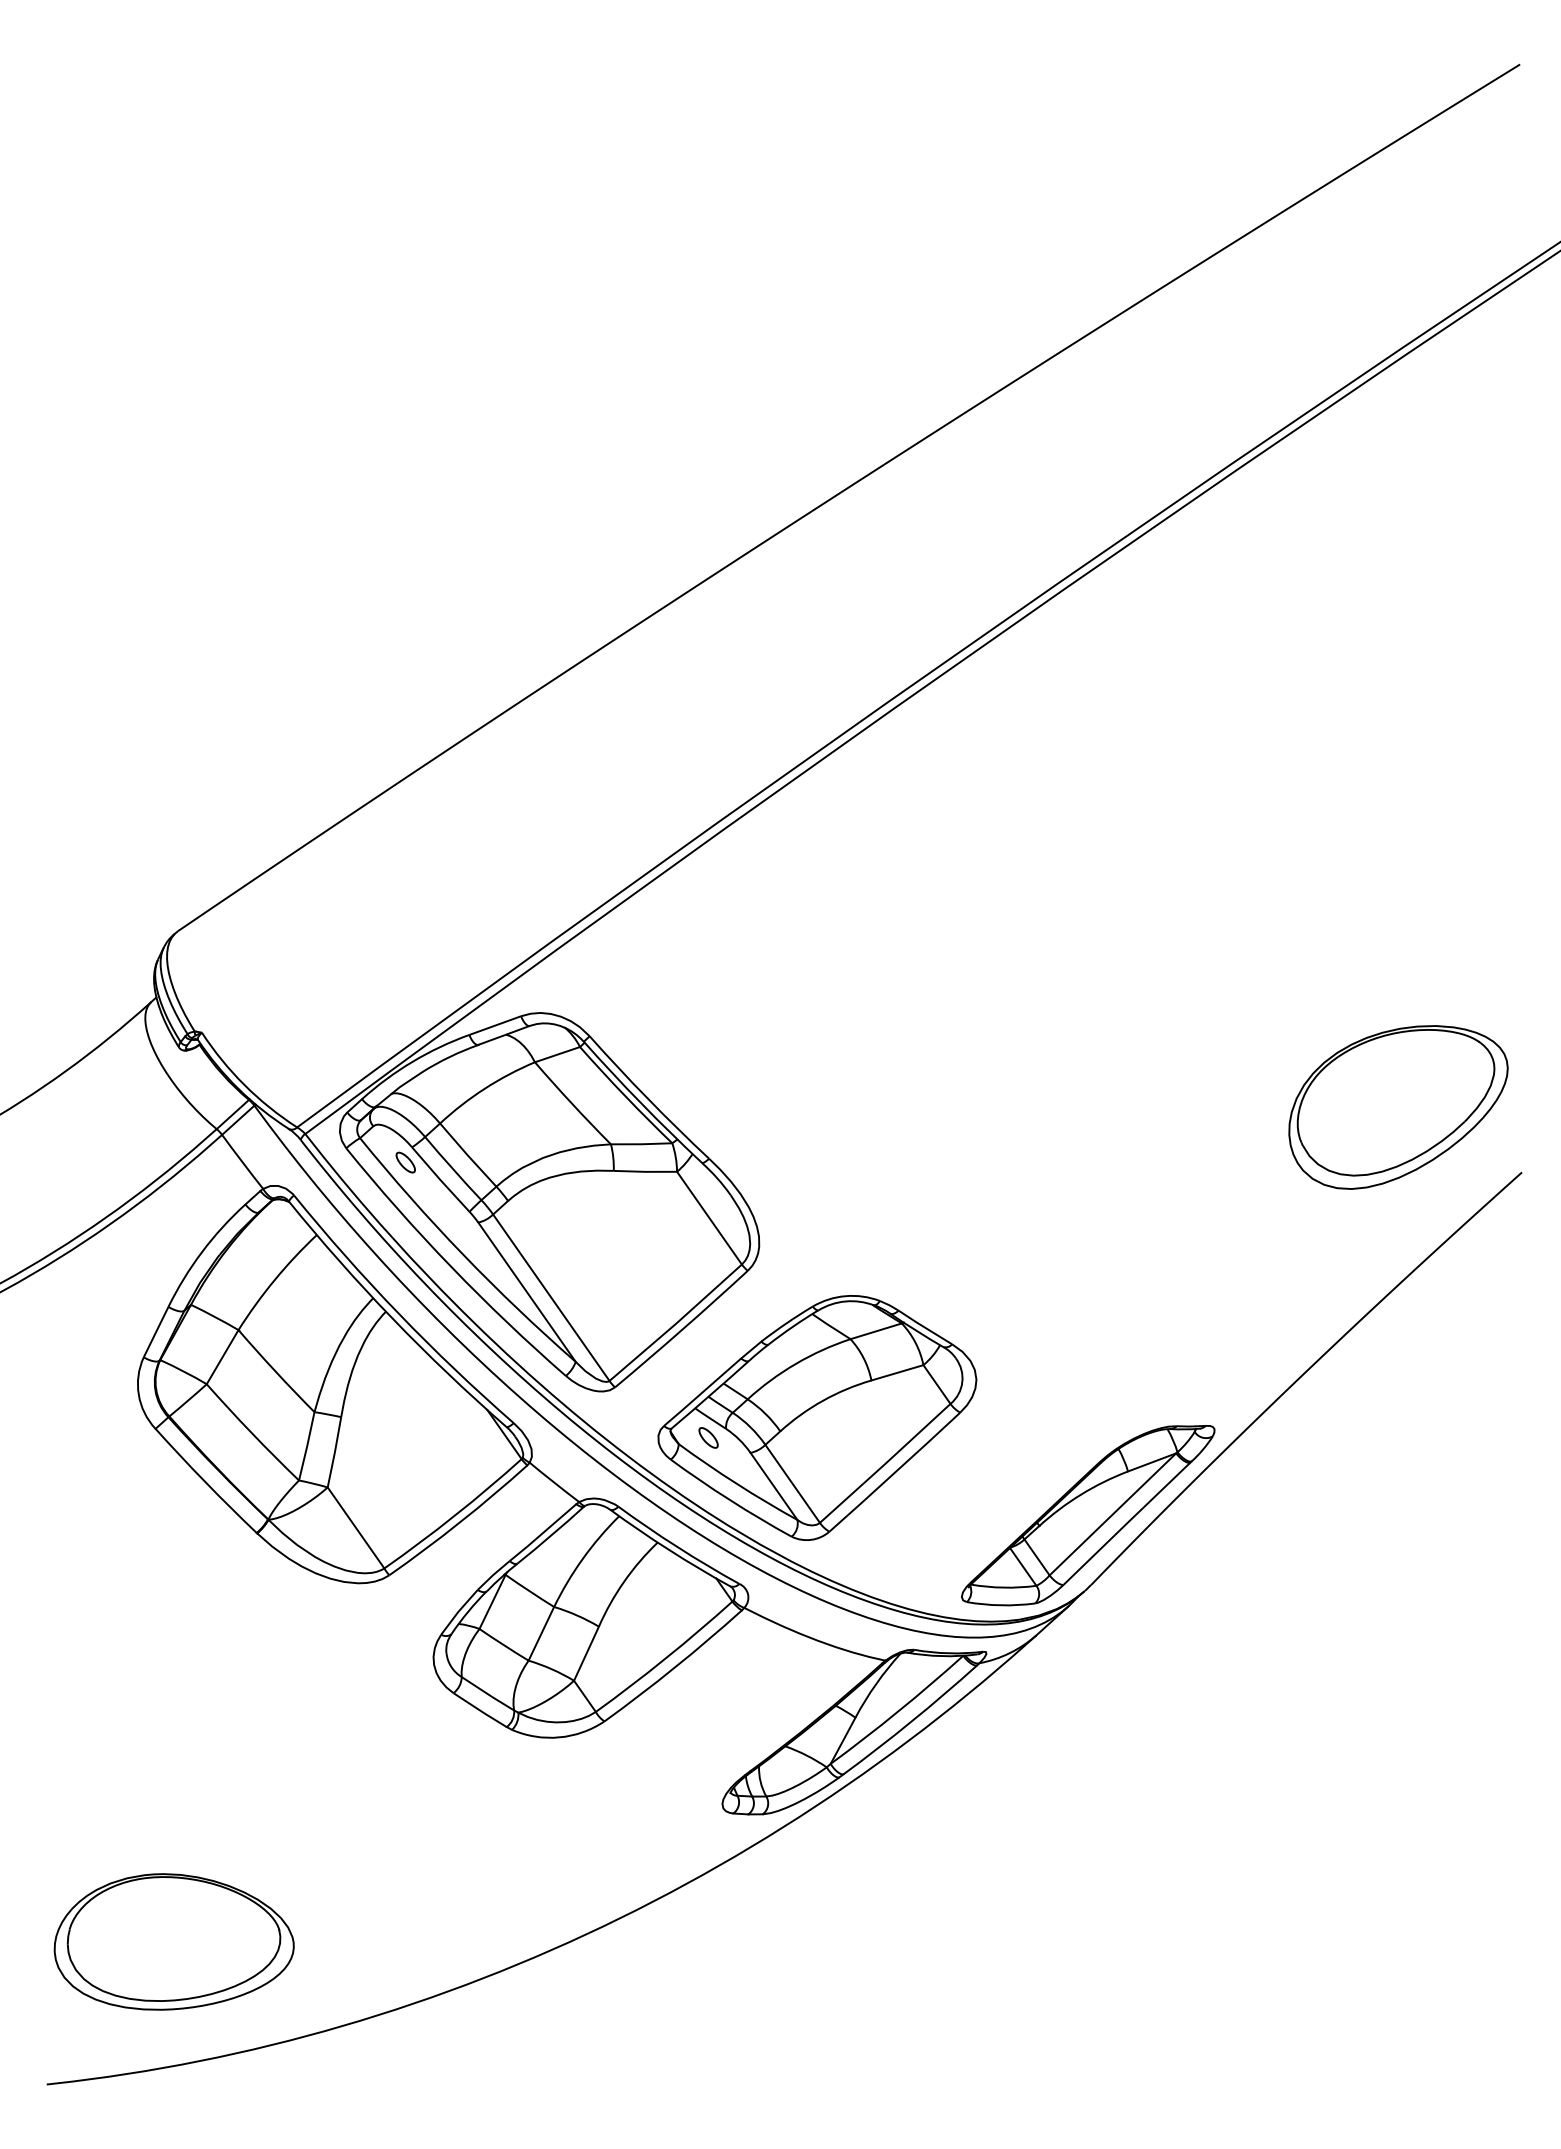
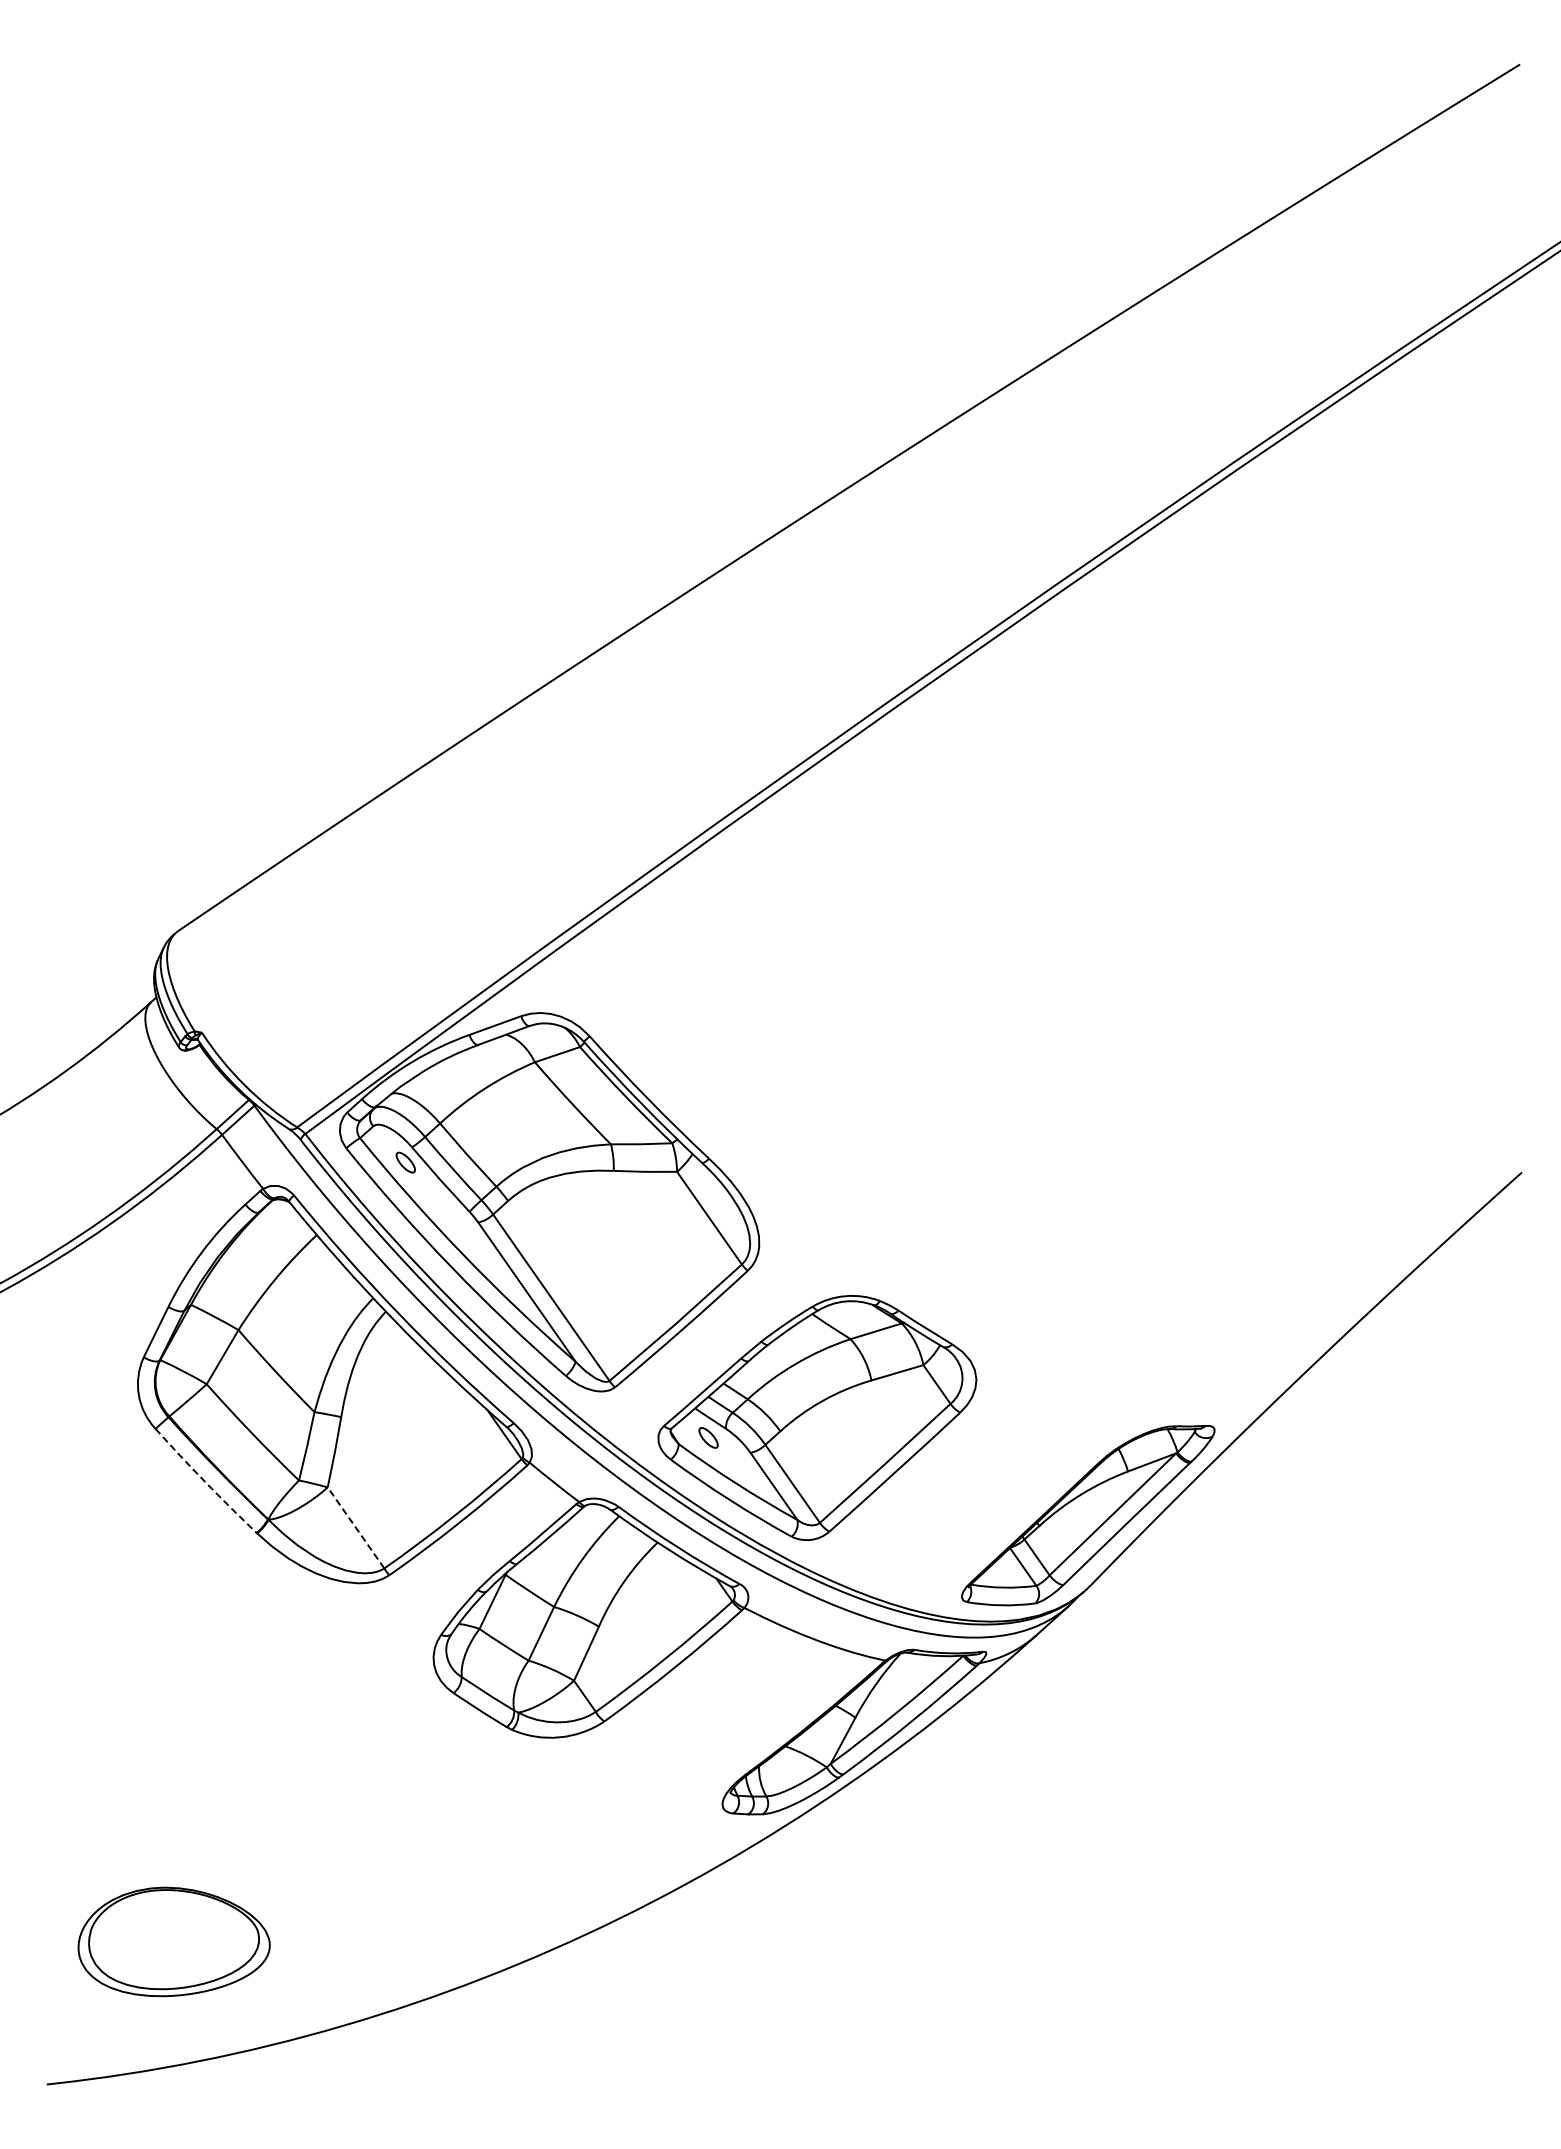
part: present -> none (1398, 1107)
arc: solid -> dashed (205, 1481)
line: solid -> dashed (355, 1527)
part size: 242x138 px -> 194x112 px (173, 1941)
